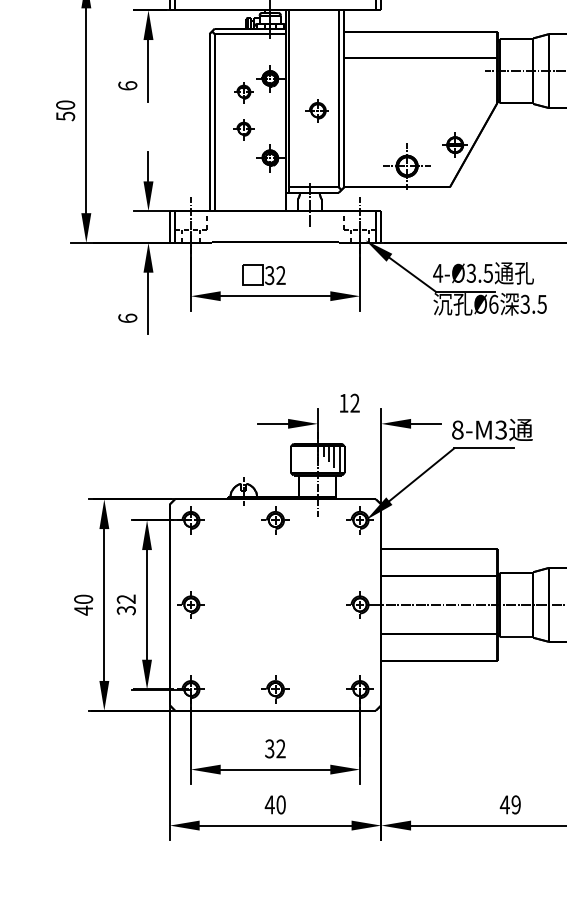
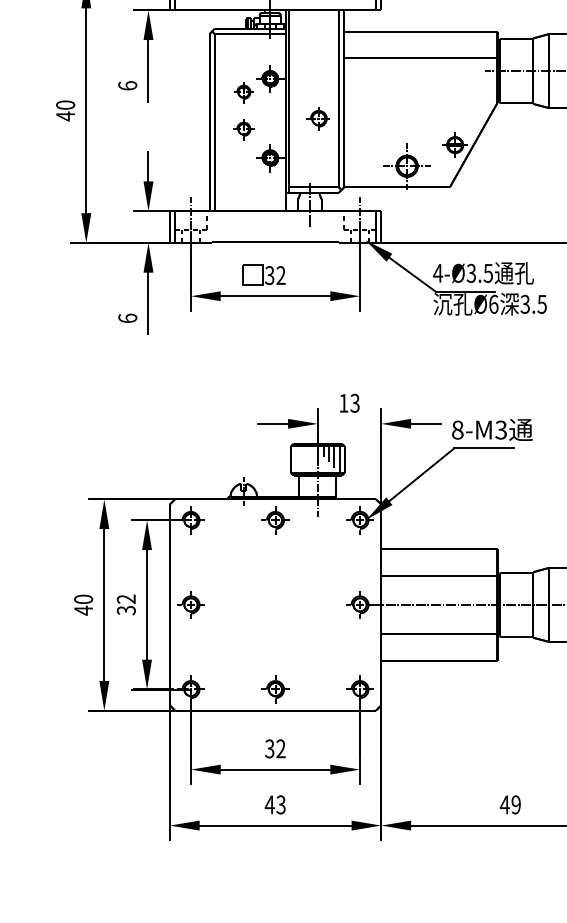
part position: (316, 110) -> (317, 118) (317, 118)
text: 50 -> 40 (65, 116)
text: 12 -> 13 (354, 403)
text: 40 -> 43 (280, 804)
